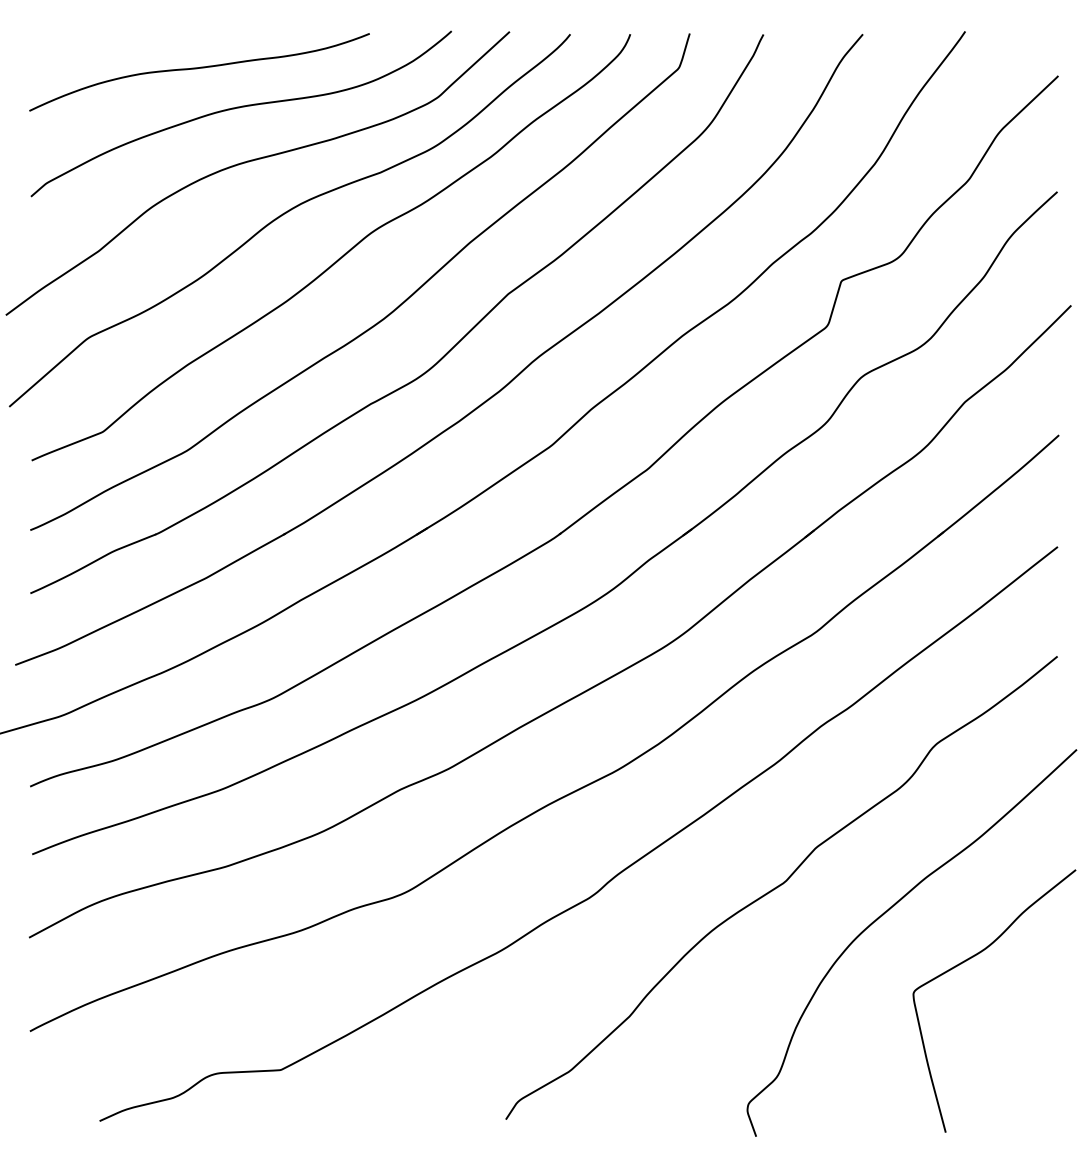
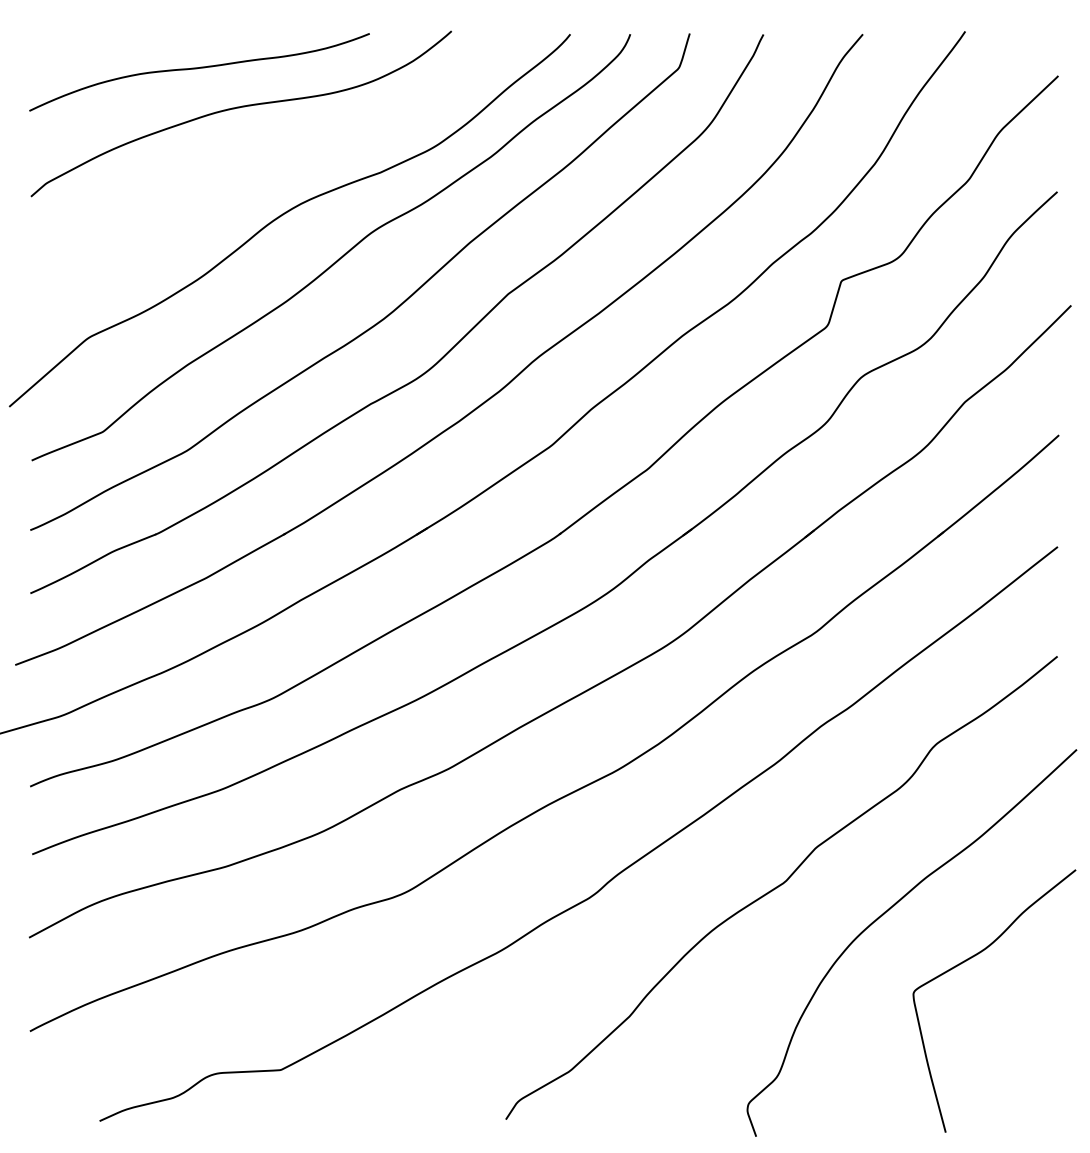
curve: present -> none (253, 161)
